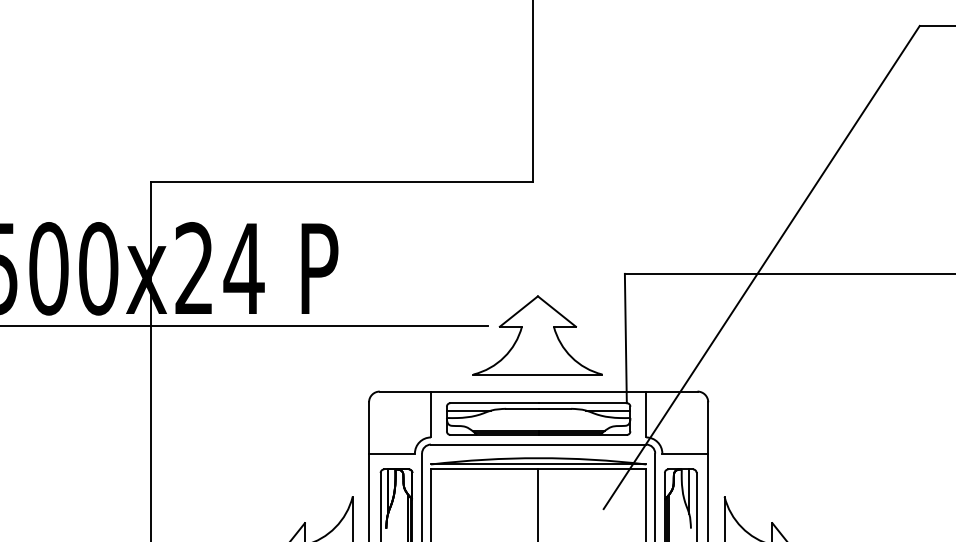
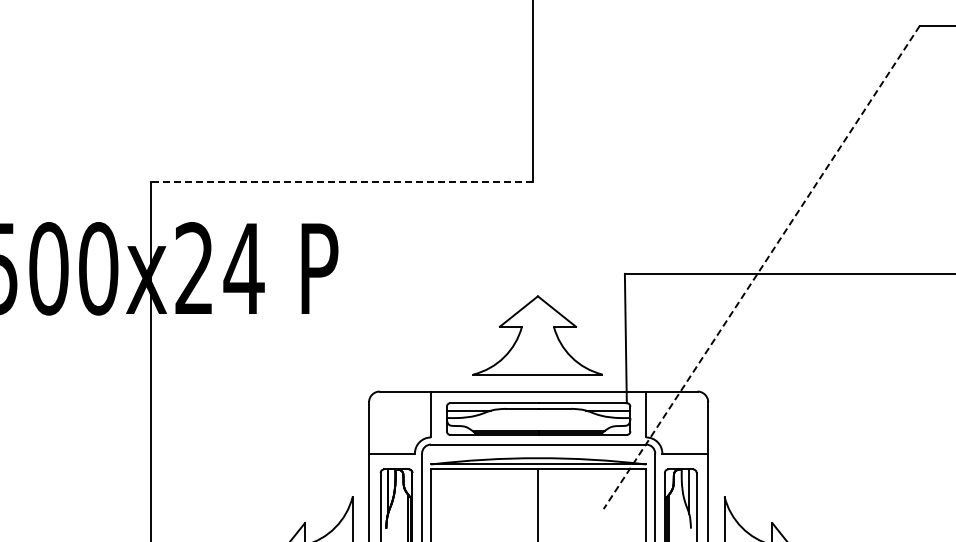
line: solid -> dashed (341, 181)
line: solid -> dashed (761, 267)
line: present -> none (245, 326)
